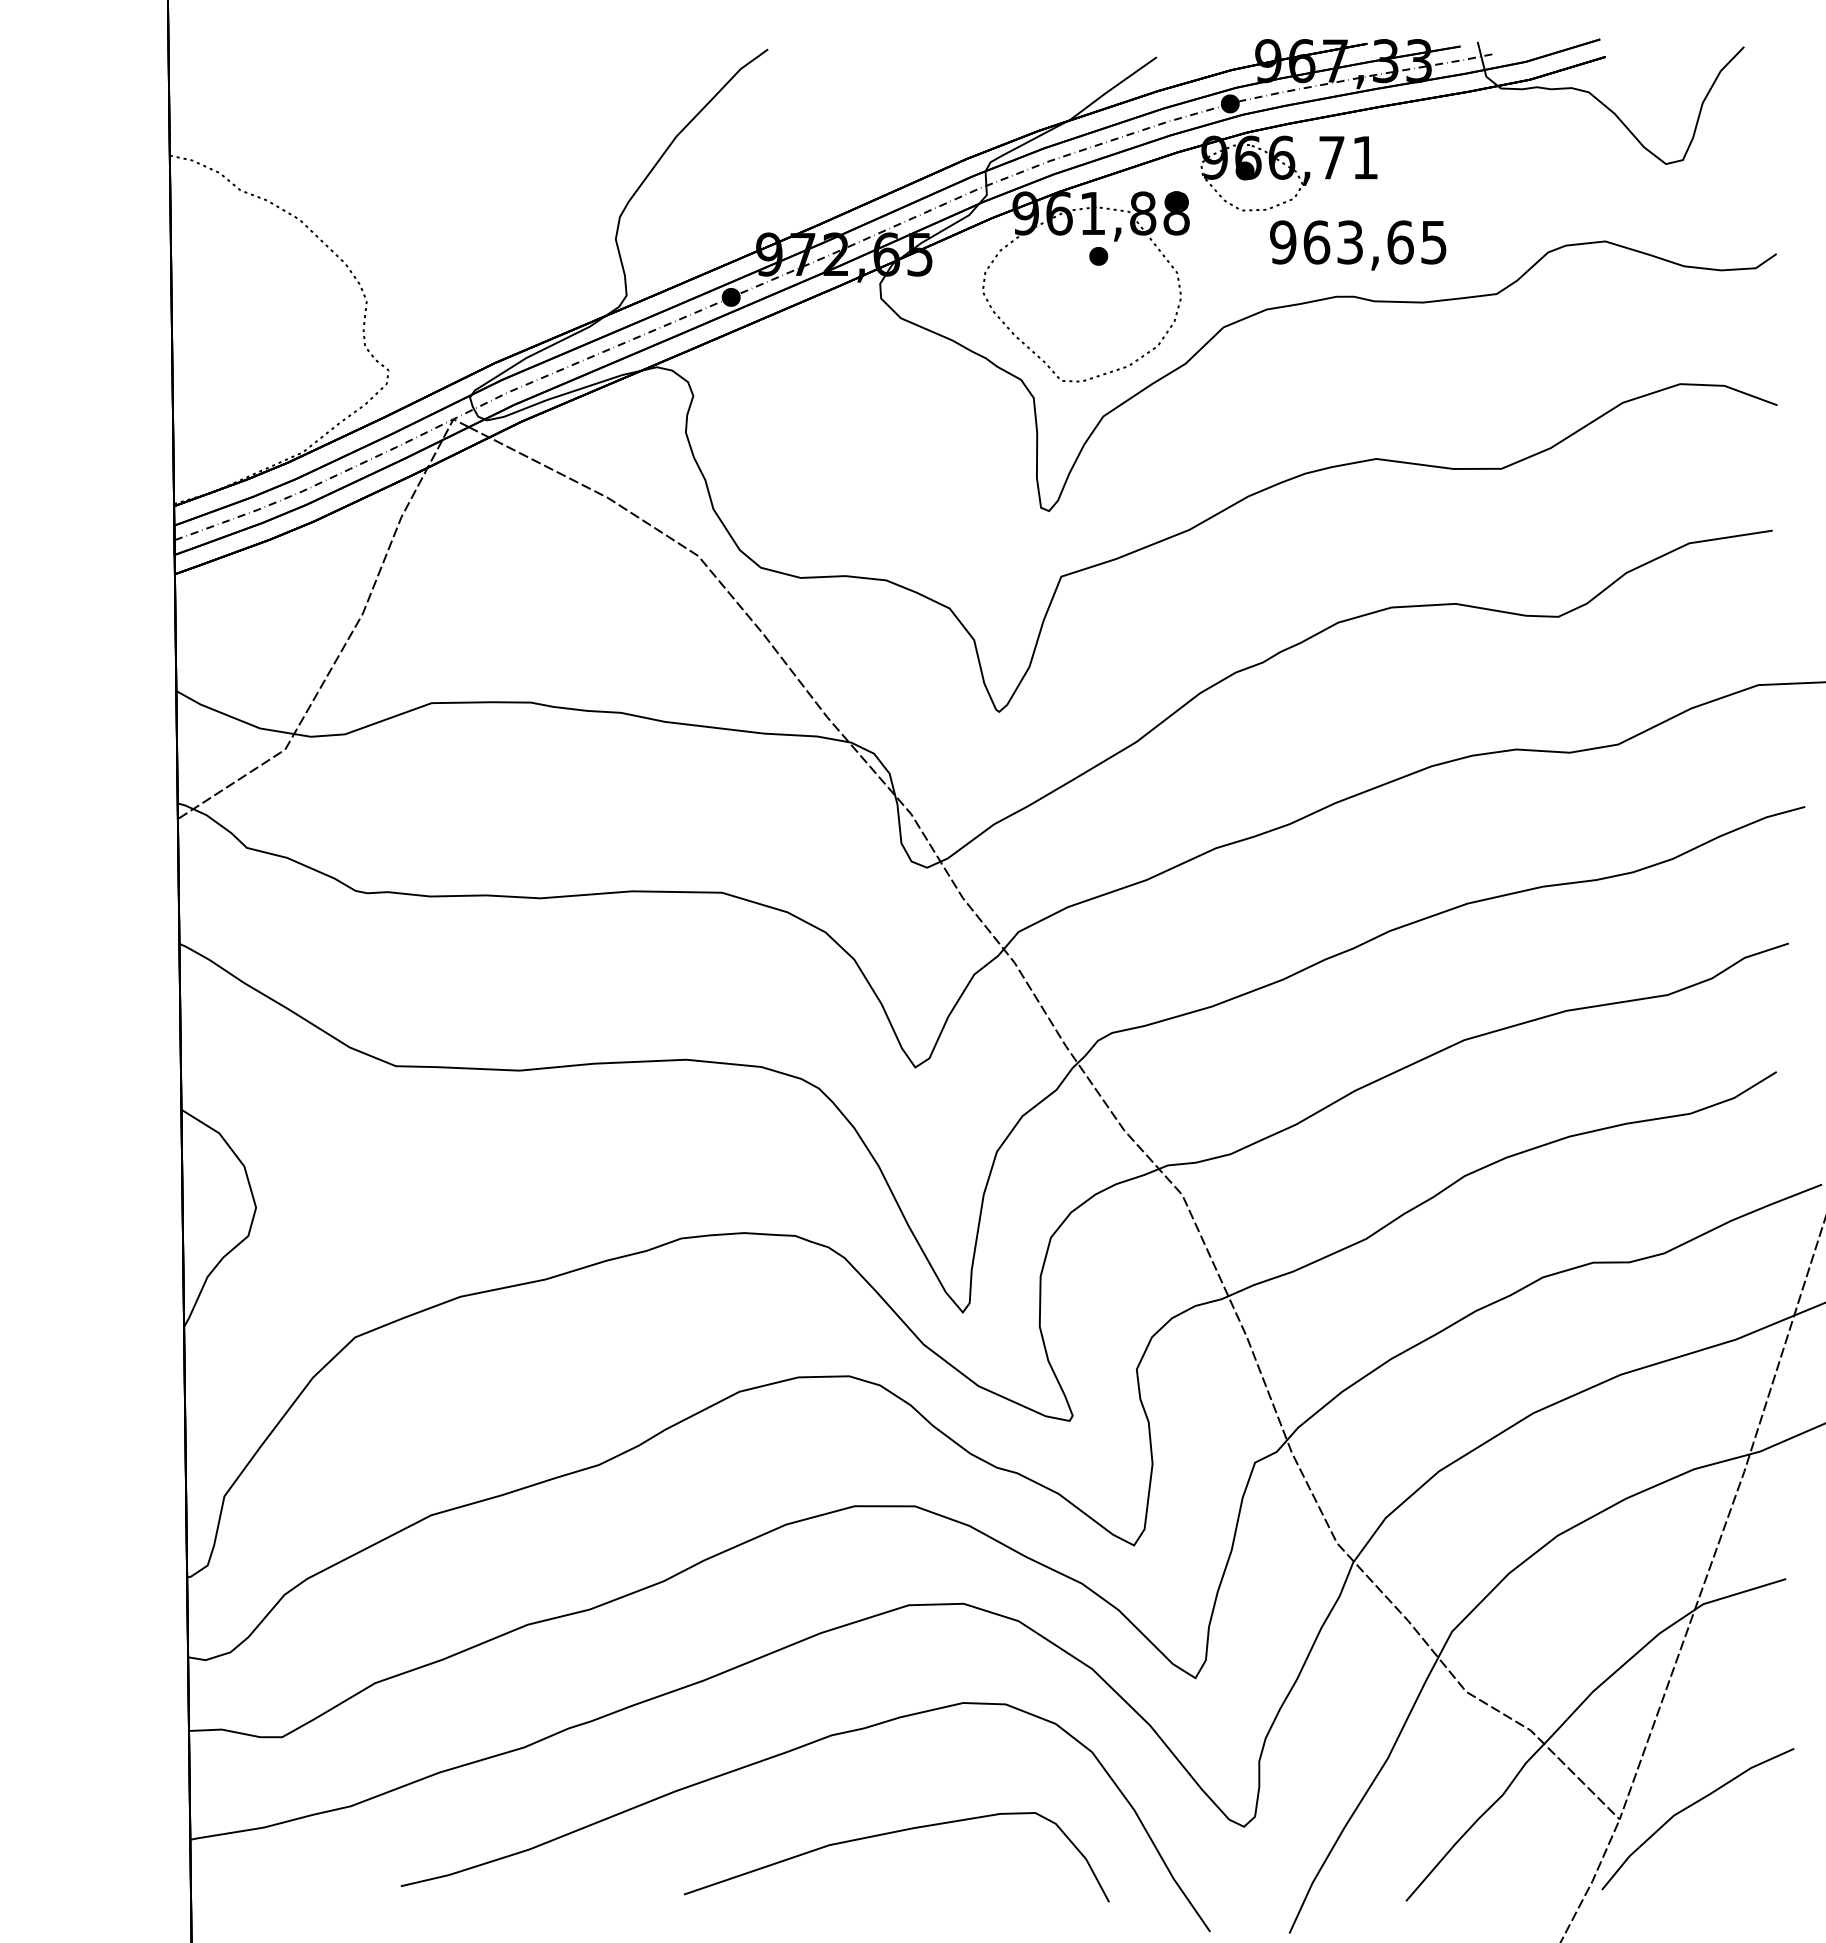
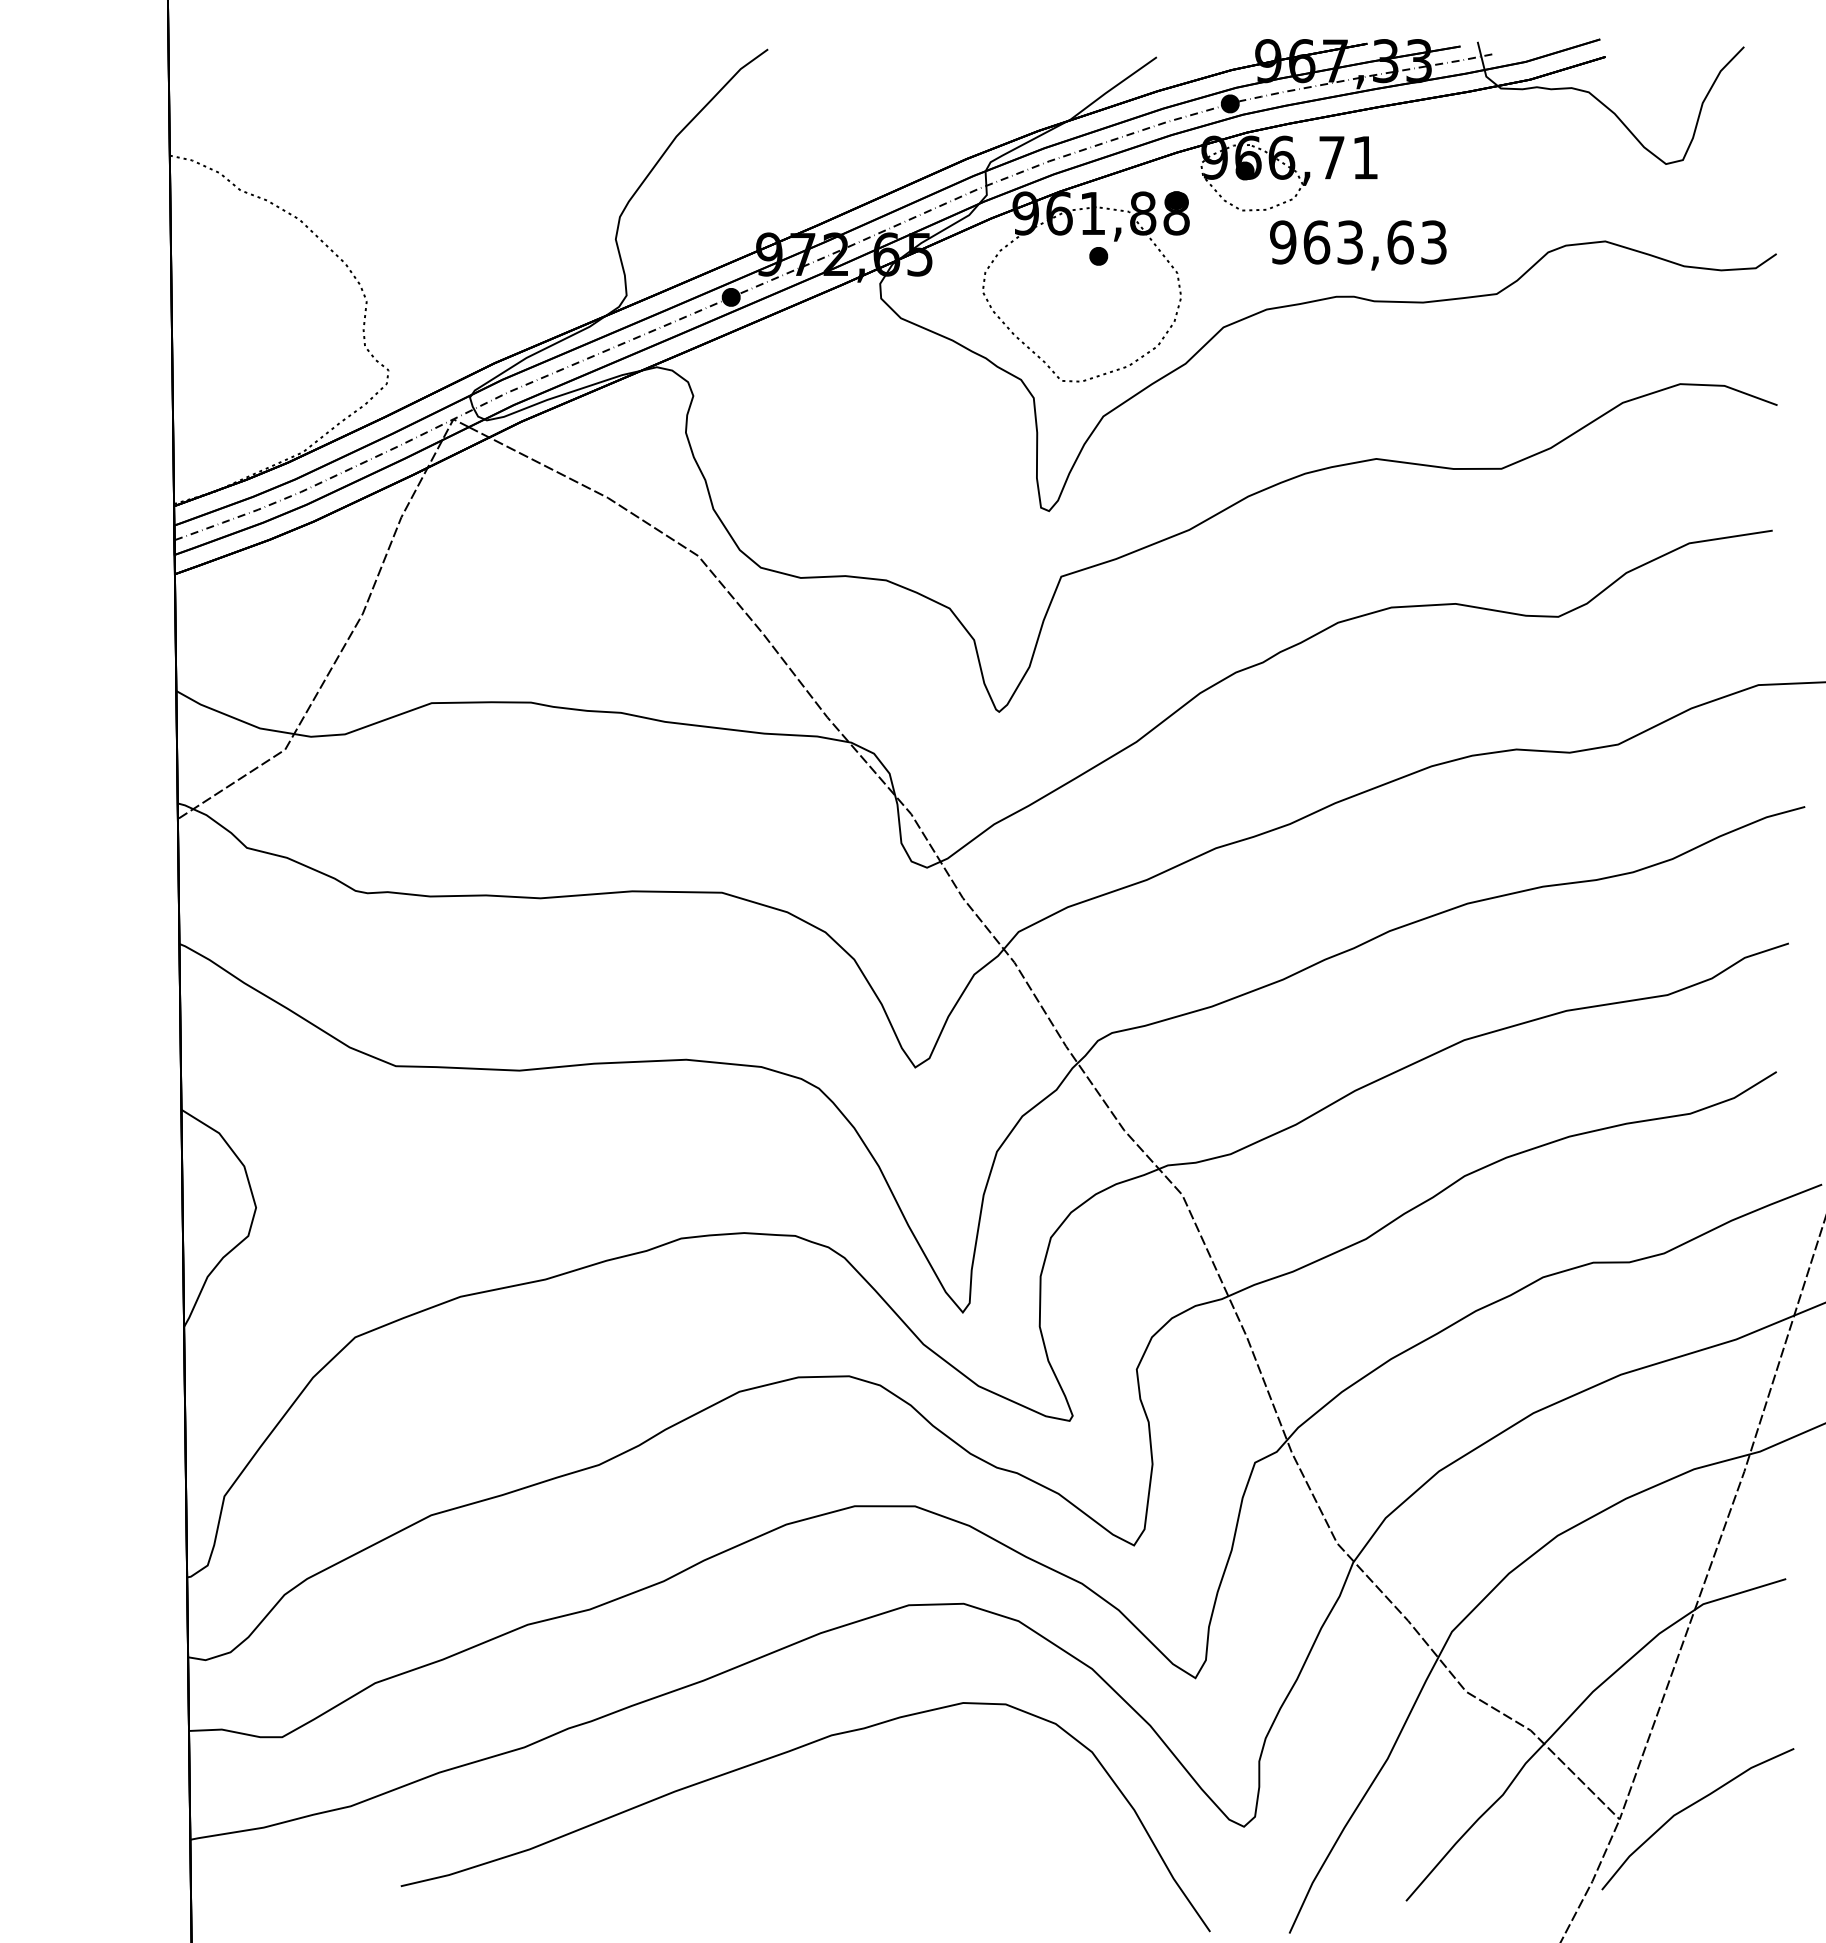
text: 963,65 -> 963,63 (1433, 241)
curve: present -> none (893, 1833)
